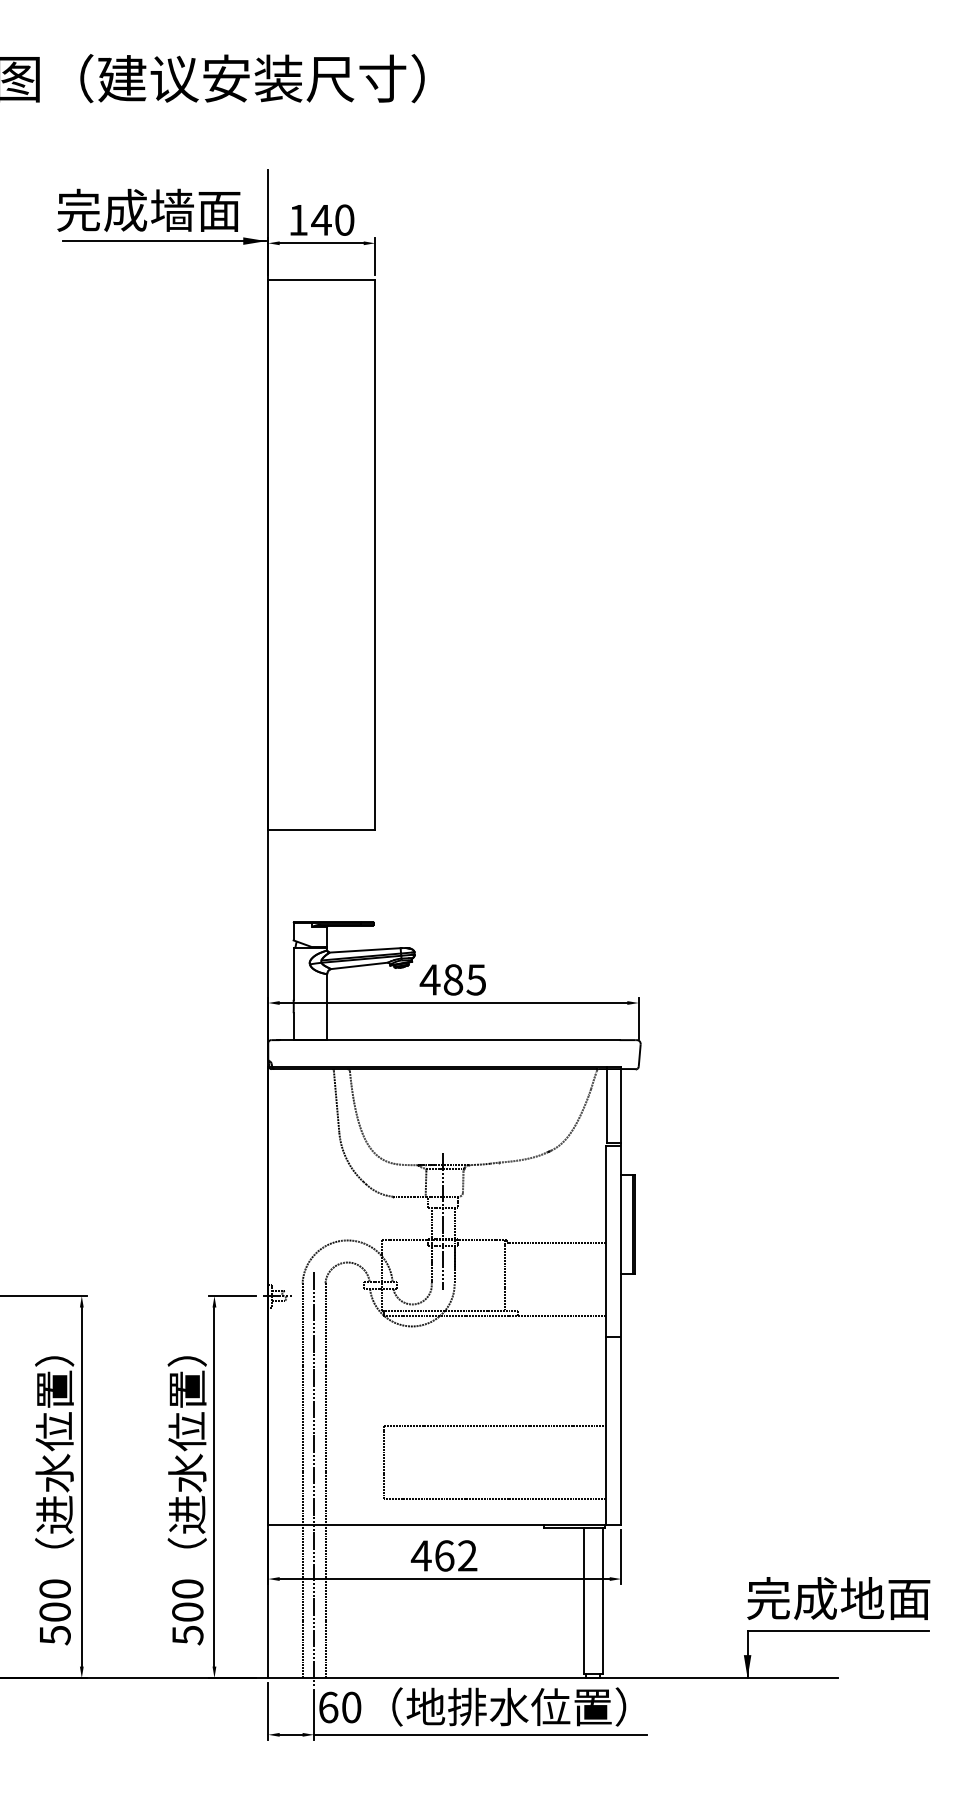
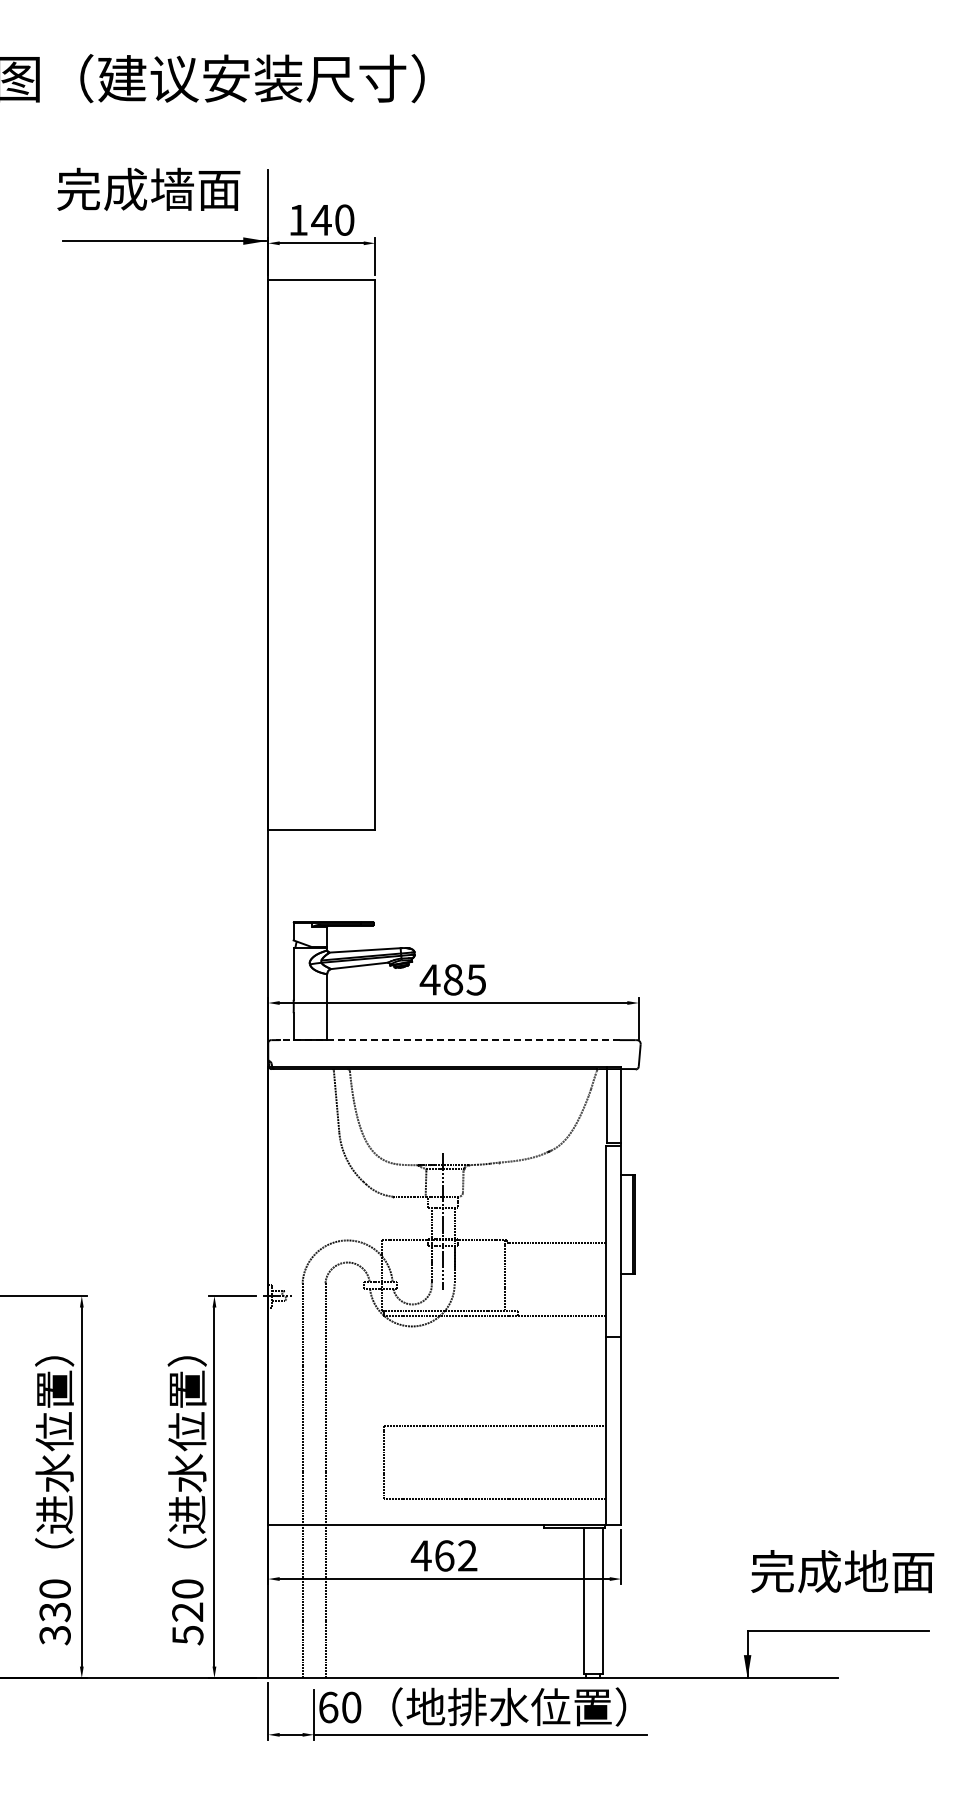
text position: (148, 209) -> (148, 188) (148, 188)
line: solid -> dashed (449, 1040)
line: present -> none (314, 1478)
text position: (838, 1598) -> (842, 1571) (842, 1571)
text: 500 -> 520 (187, 1611)
text: 500 -> 330 (54, 1623)
